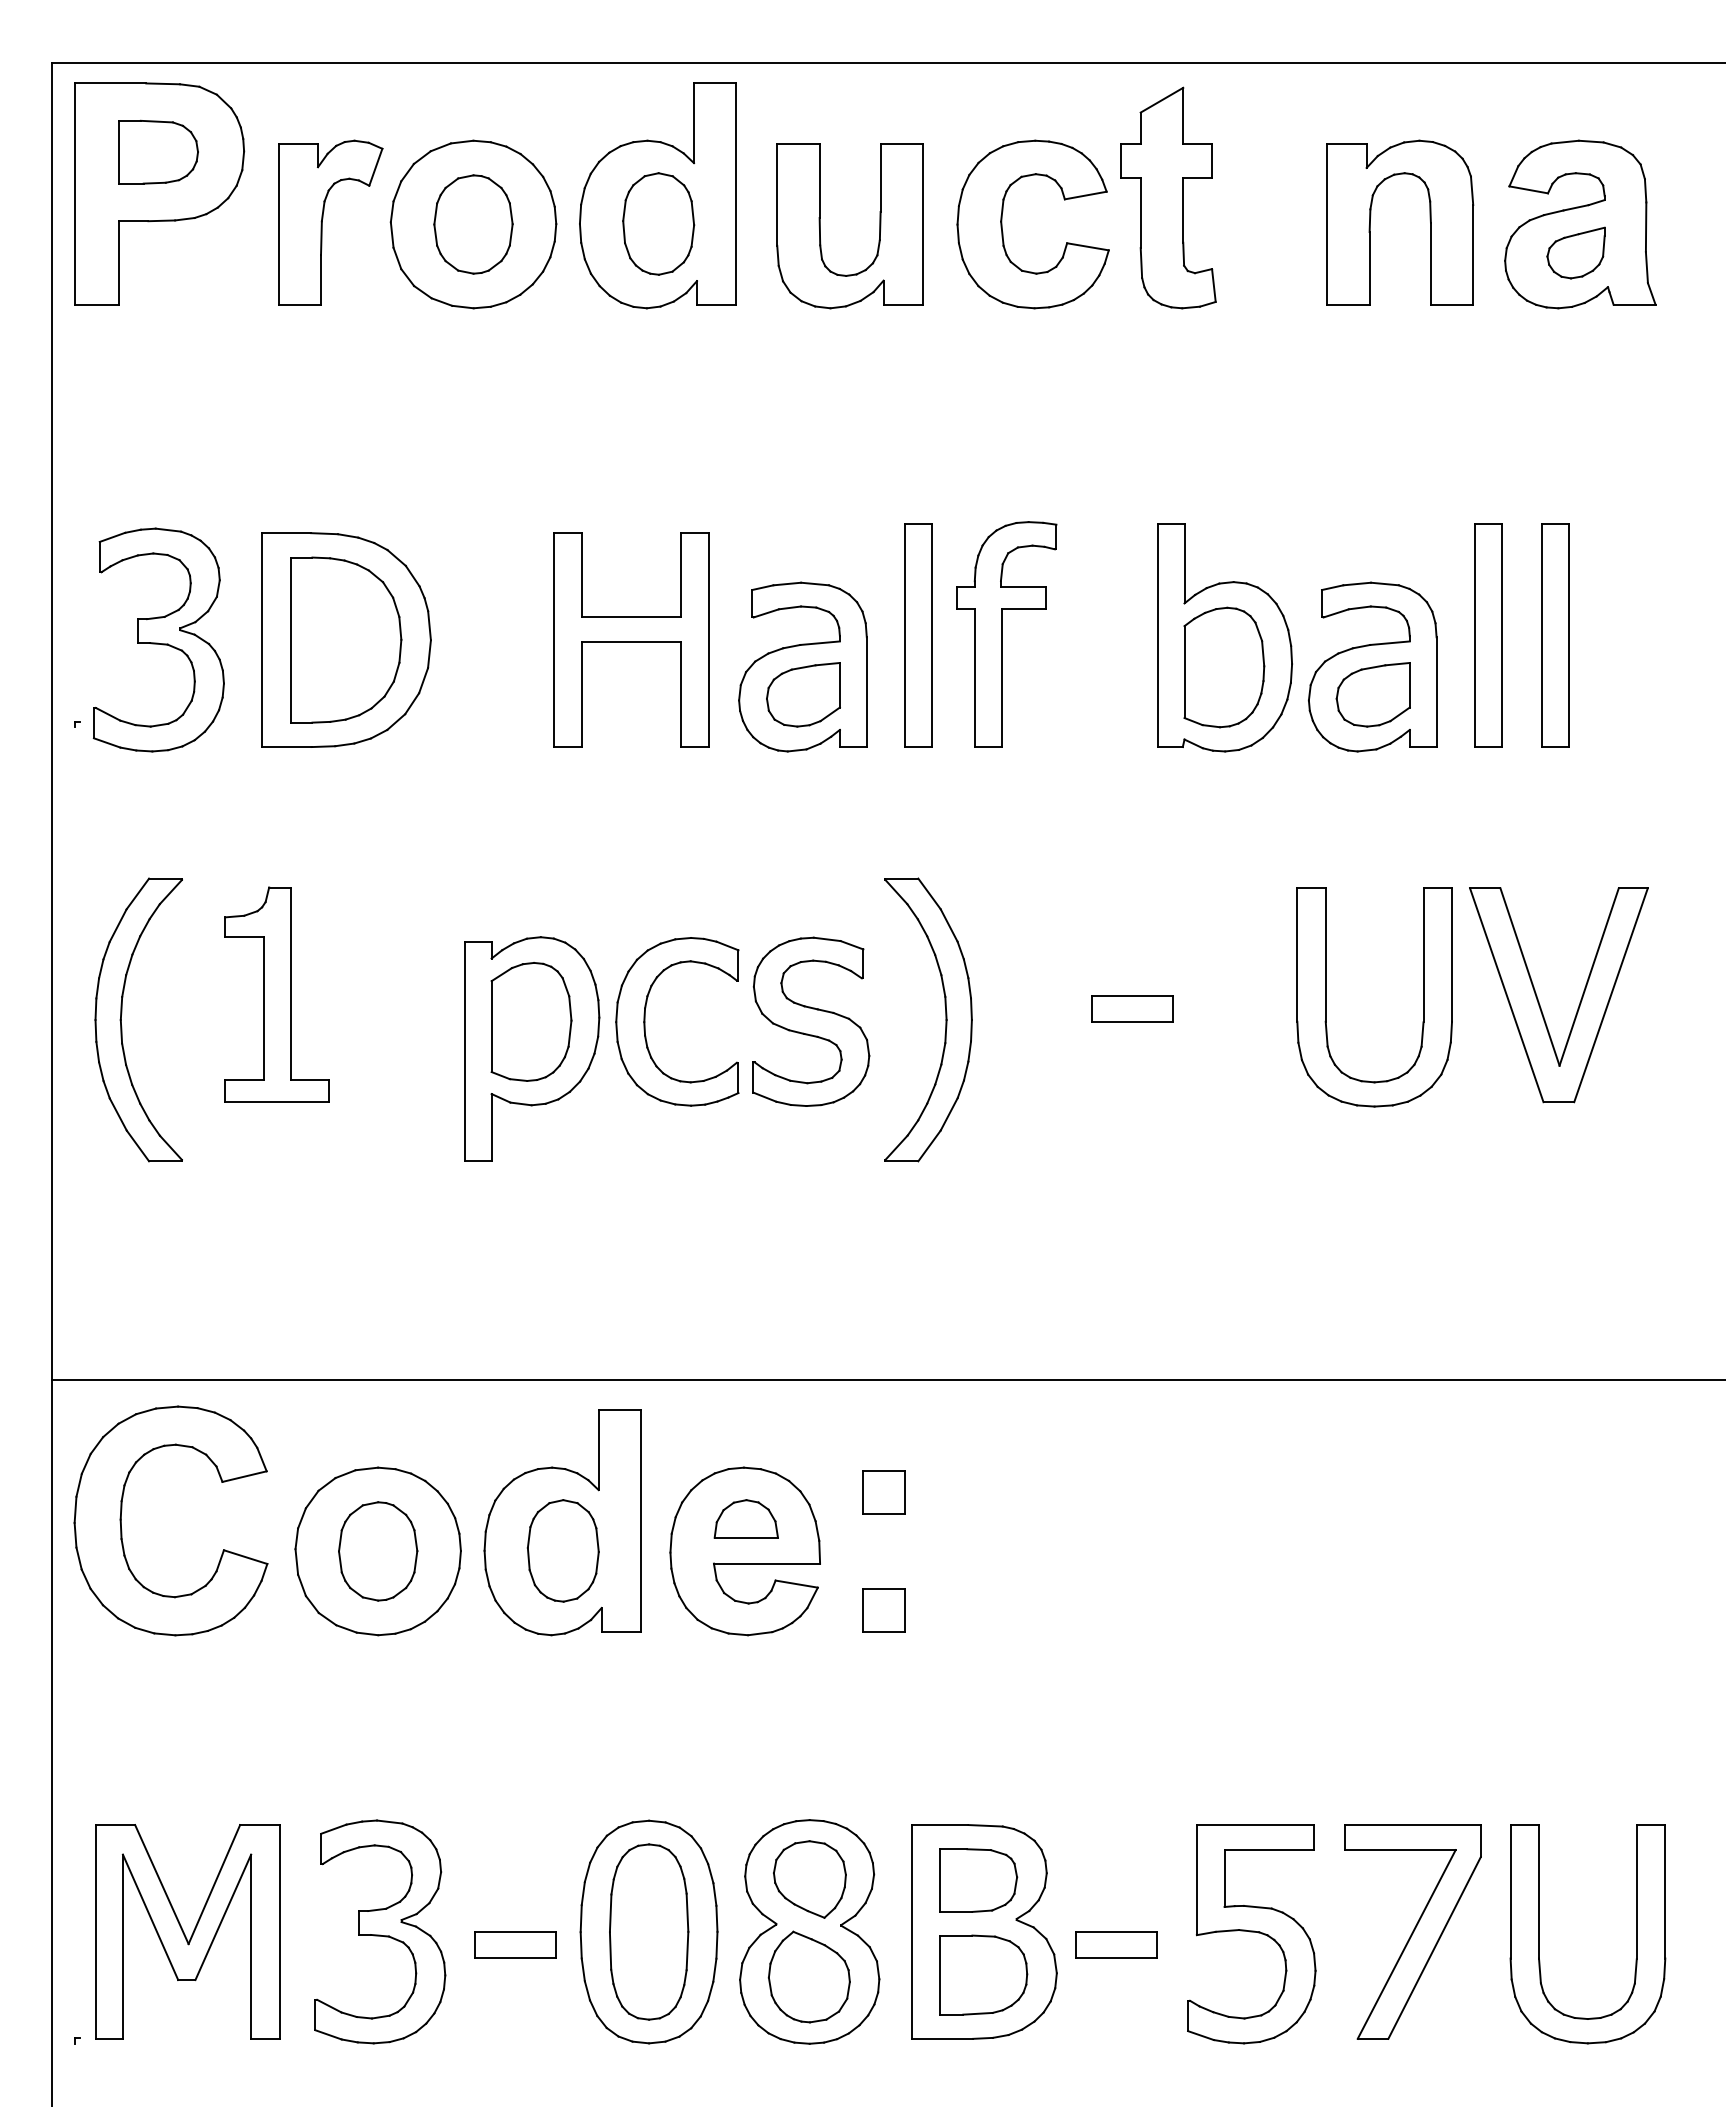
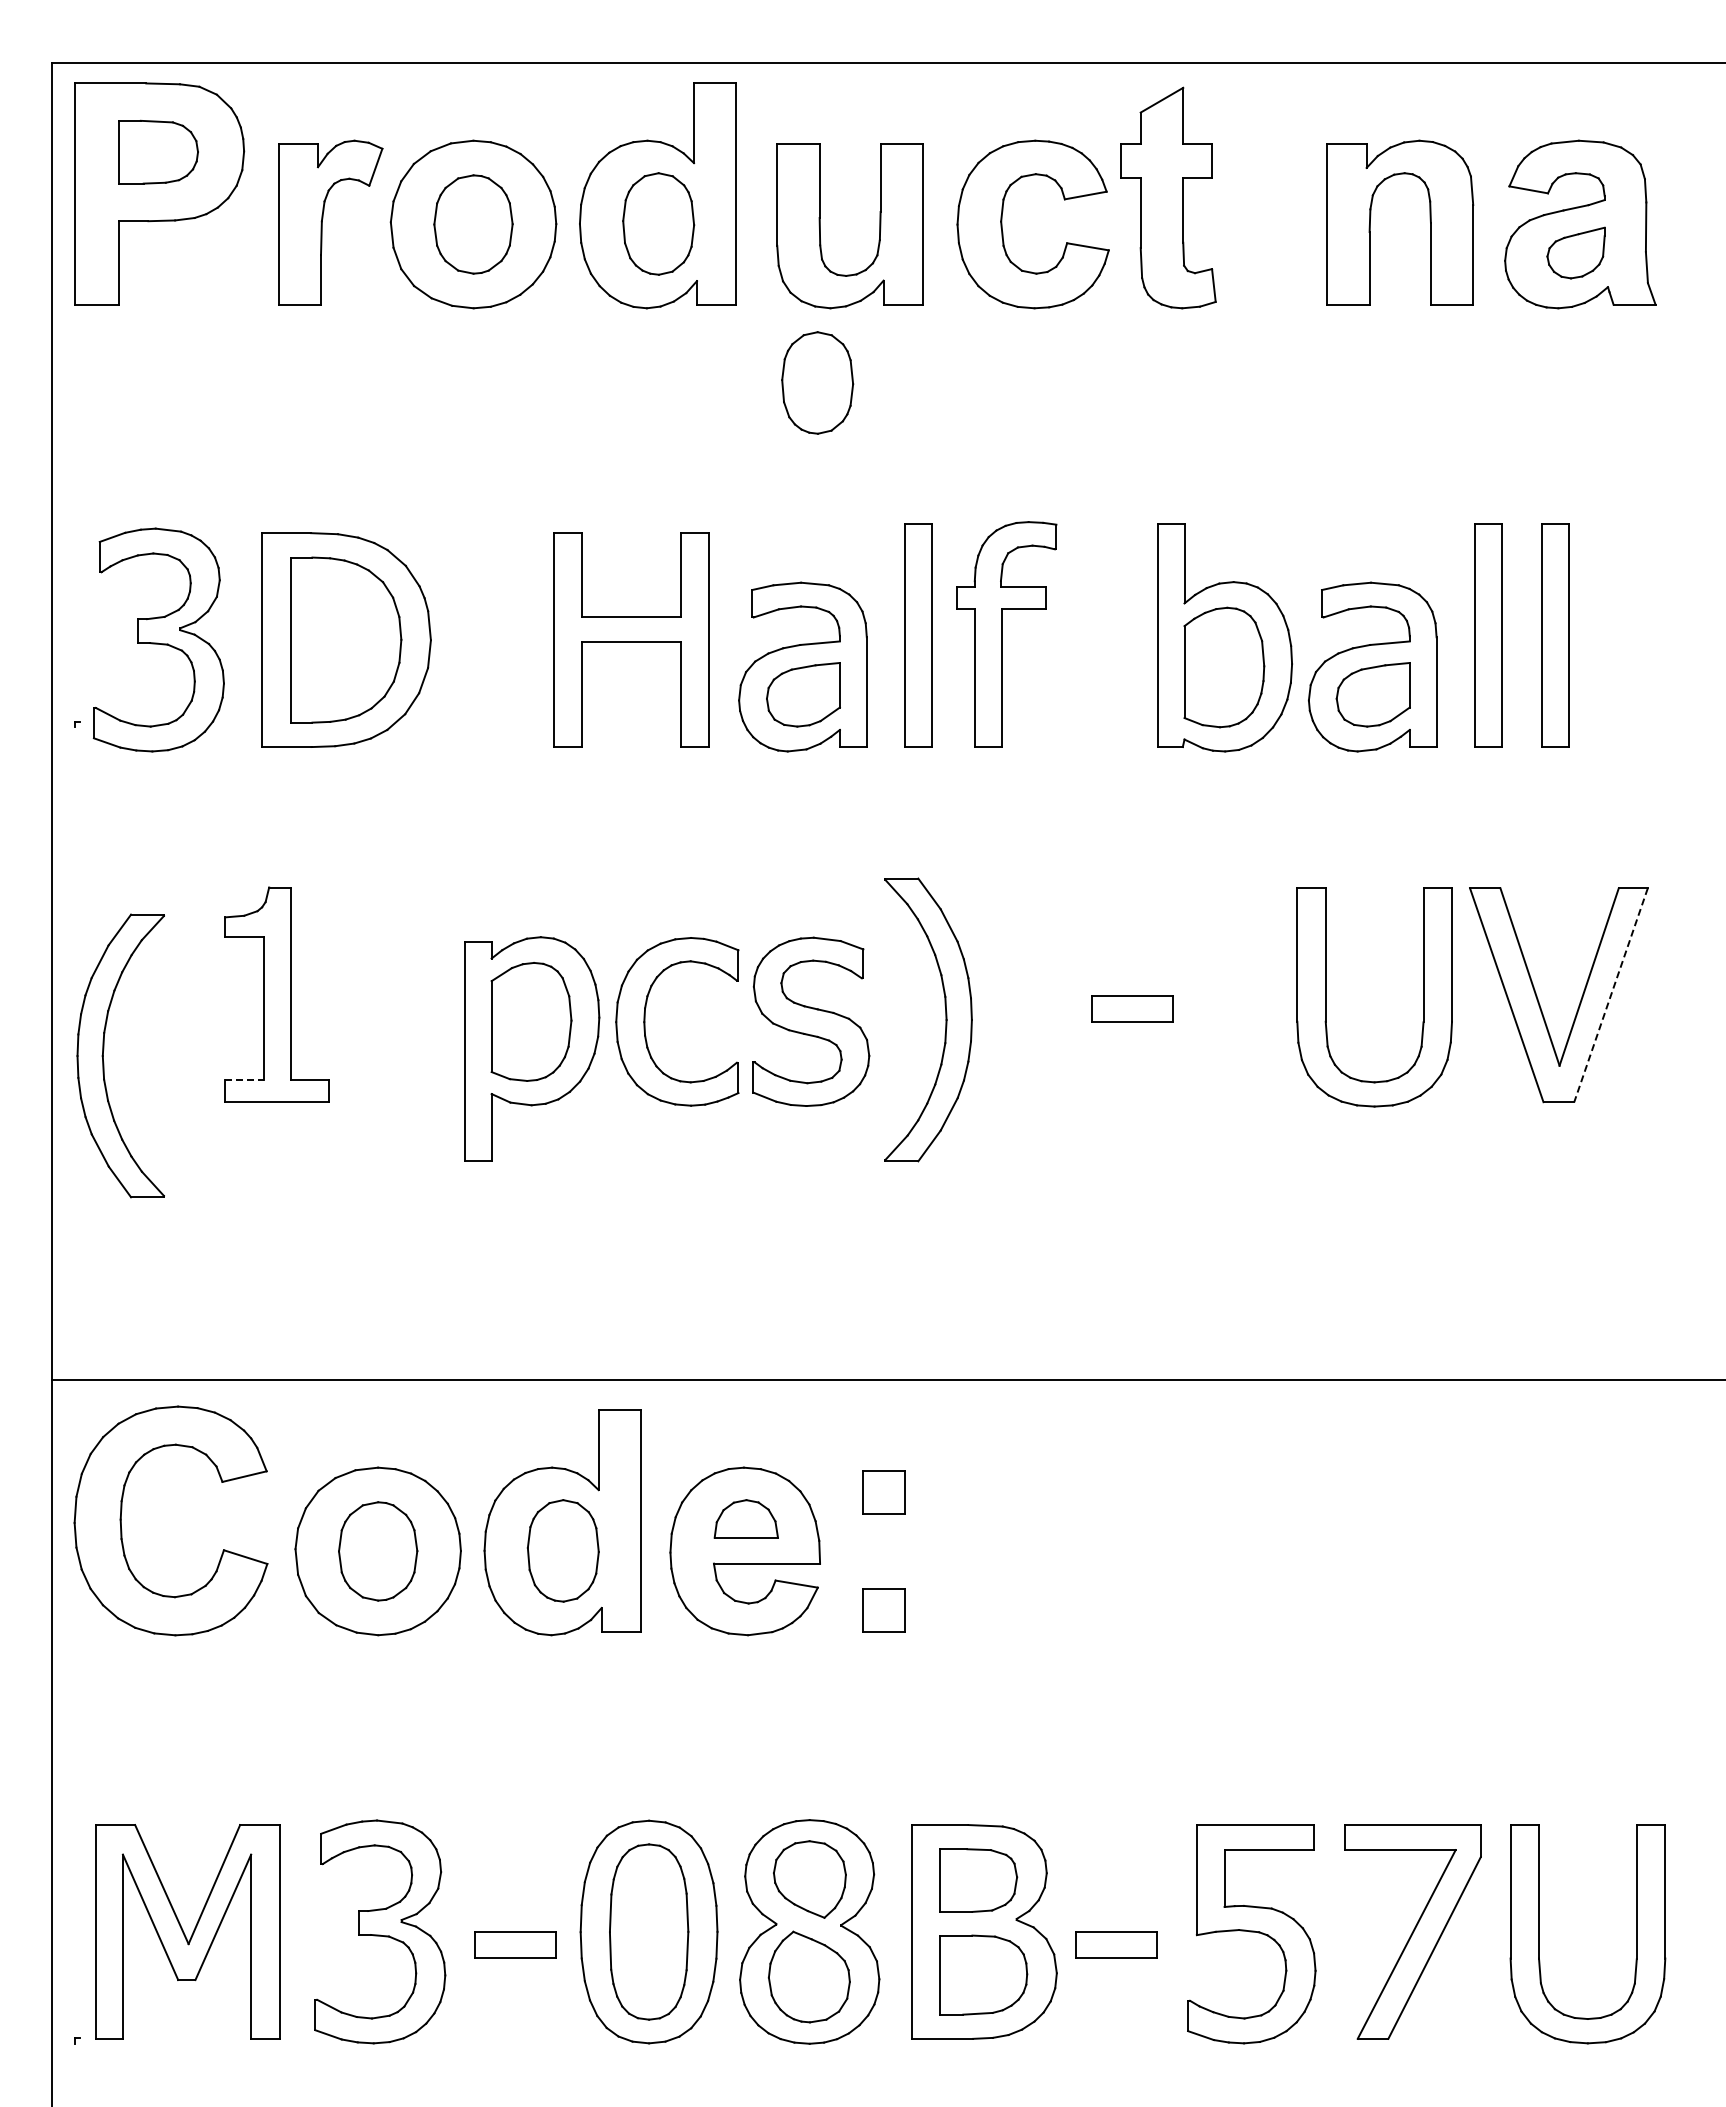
part: none -> present (817, 382)
line: solid -> dashed (1610, 995)
part position: (121, 1019) -> (103, 1055) (103, 1055)
line: solid -> dashed (245, 1080)
